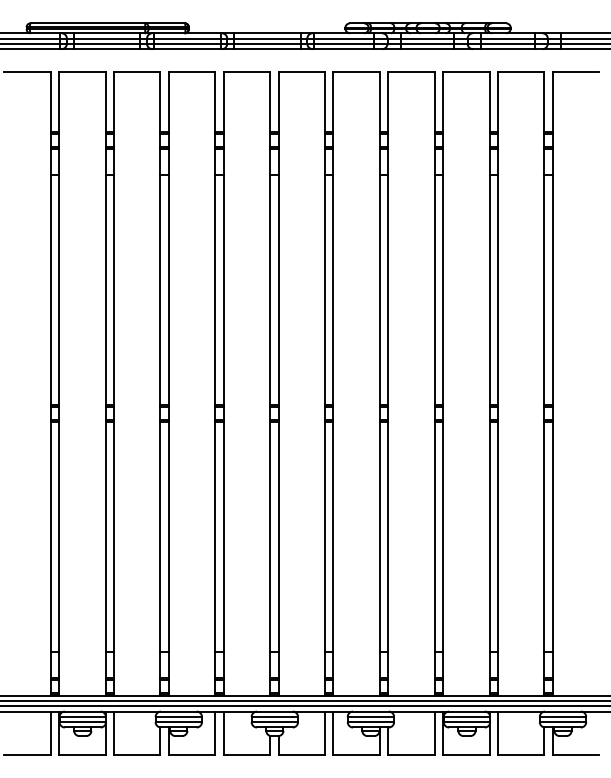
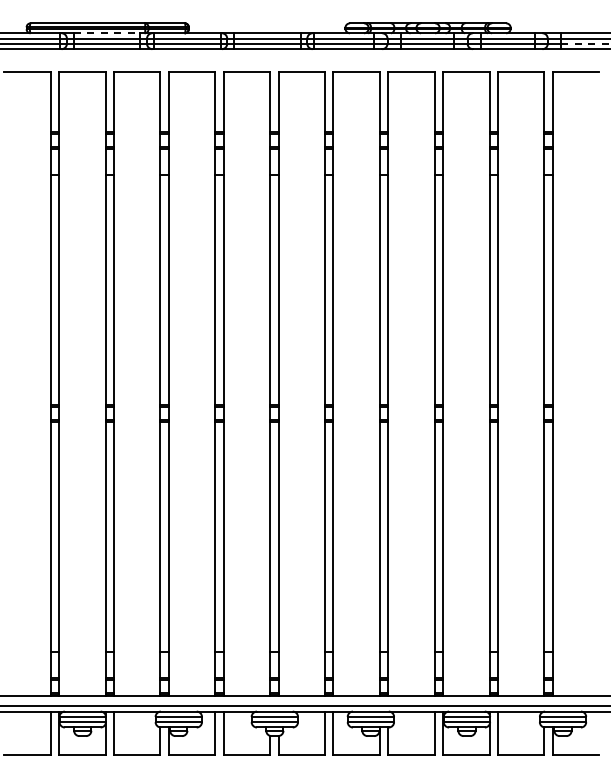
line: solid -> dashed (107, 33)
line: solid -> dashed (585, 43)
line: present -> none (304, 701)
